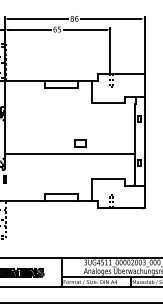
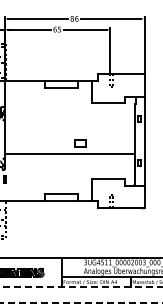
line: solid -> dashed (81, 287)
line: solid -> dashed (81, 303)
